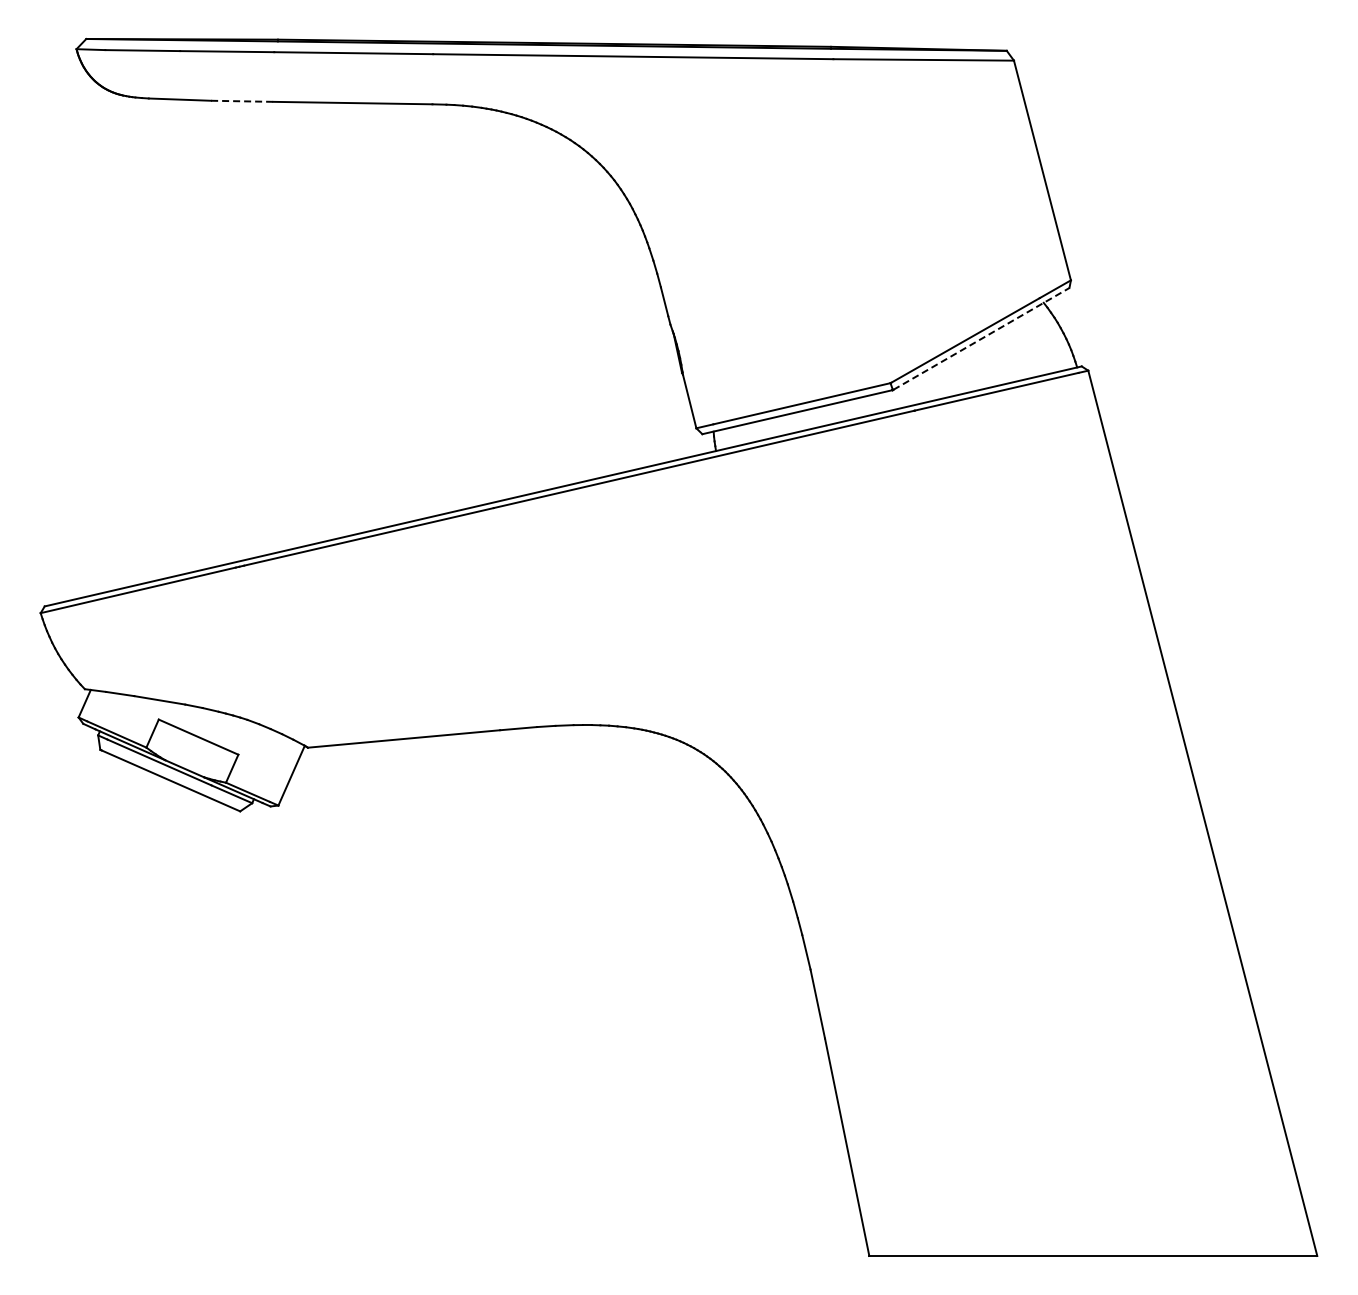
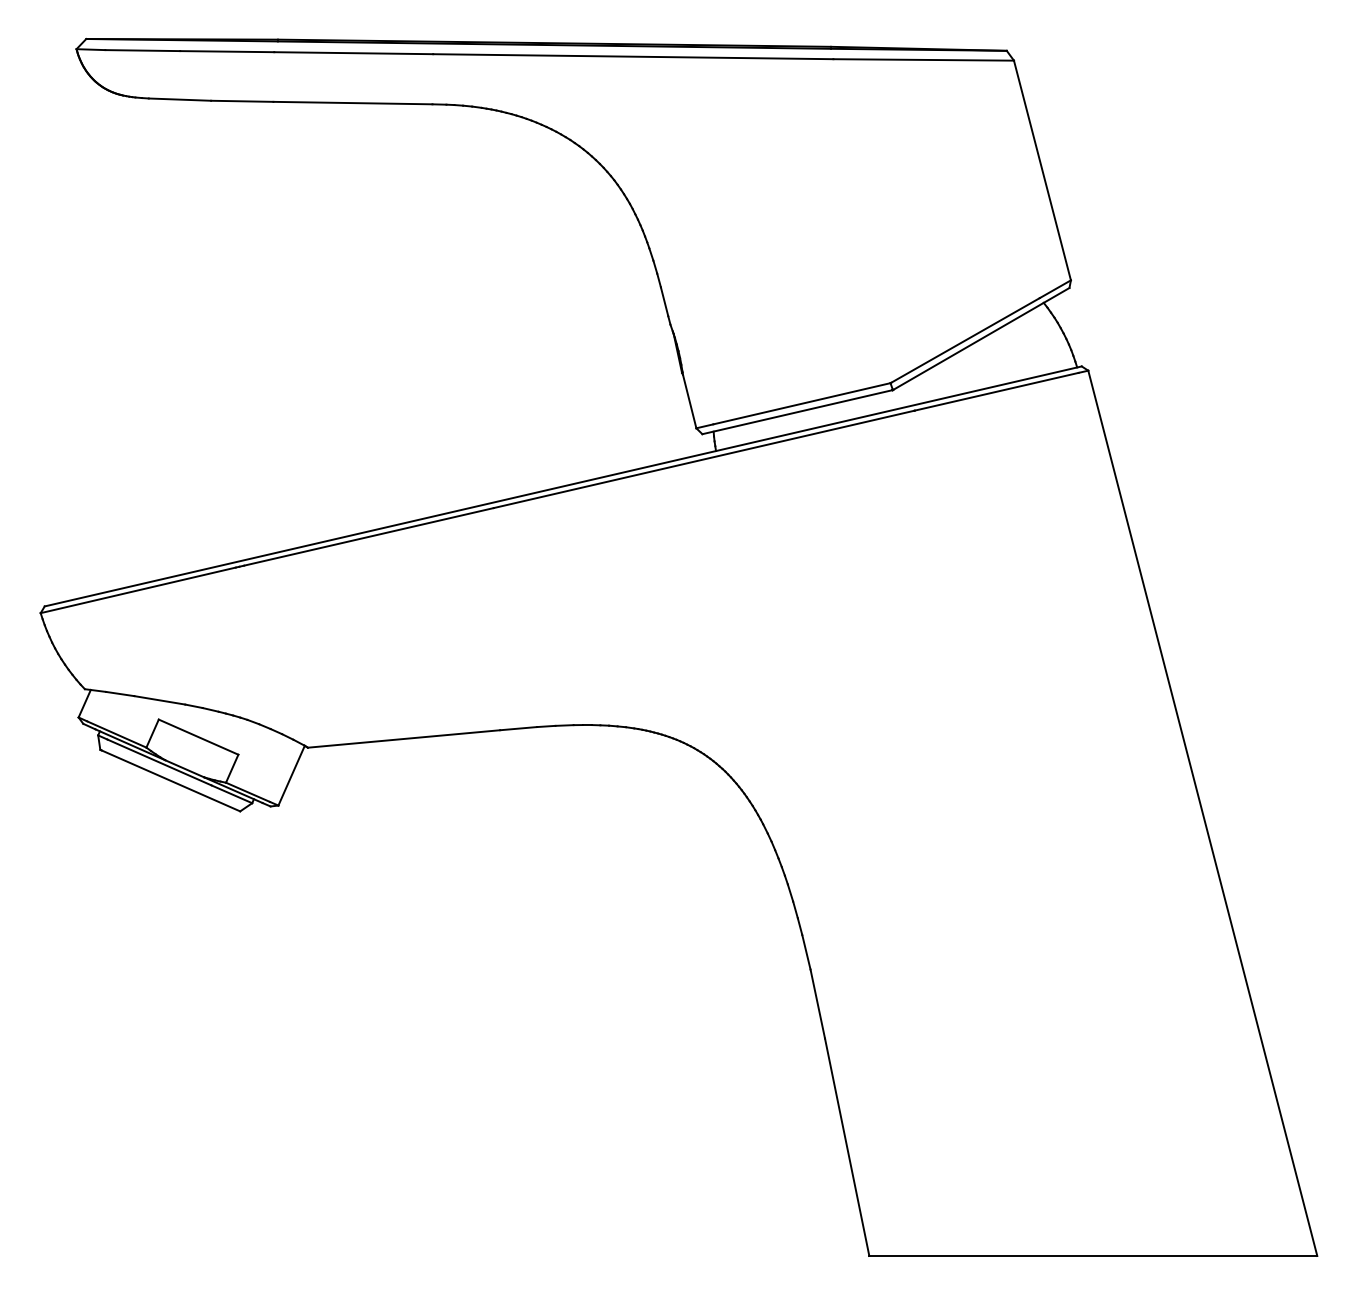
line: dashed -> solid (242, 101)
line: dashed -> solid (981, 338)
